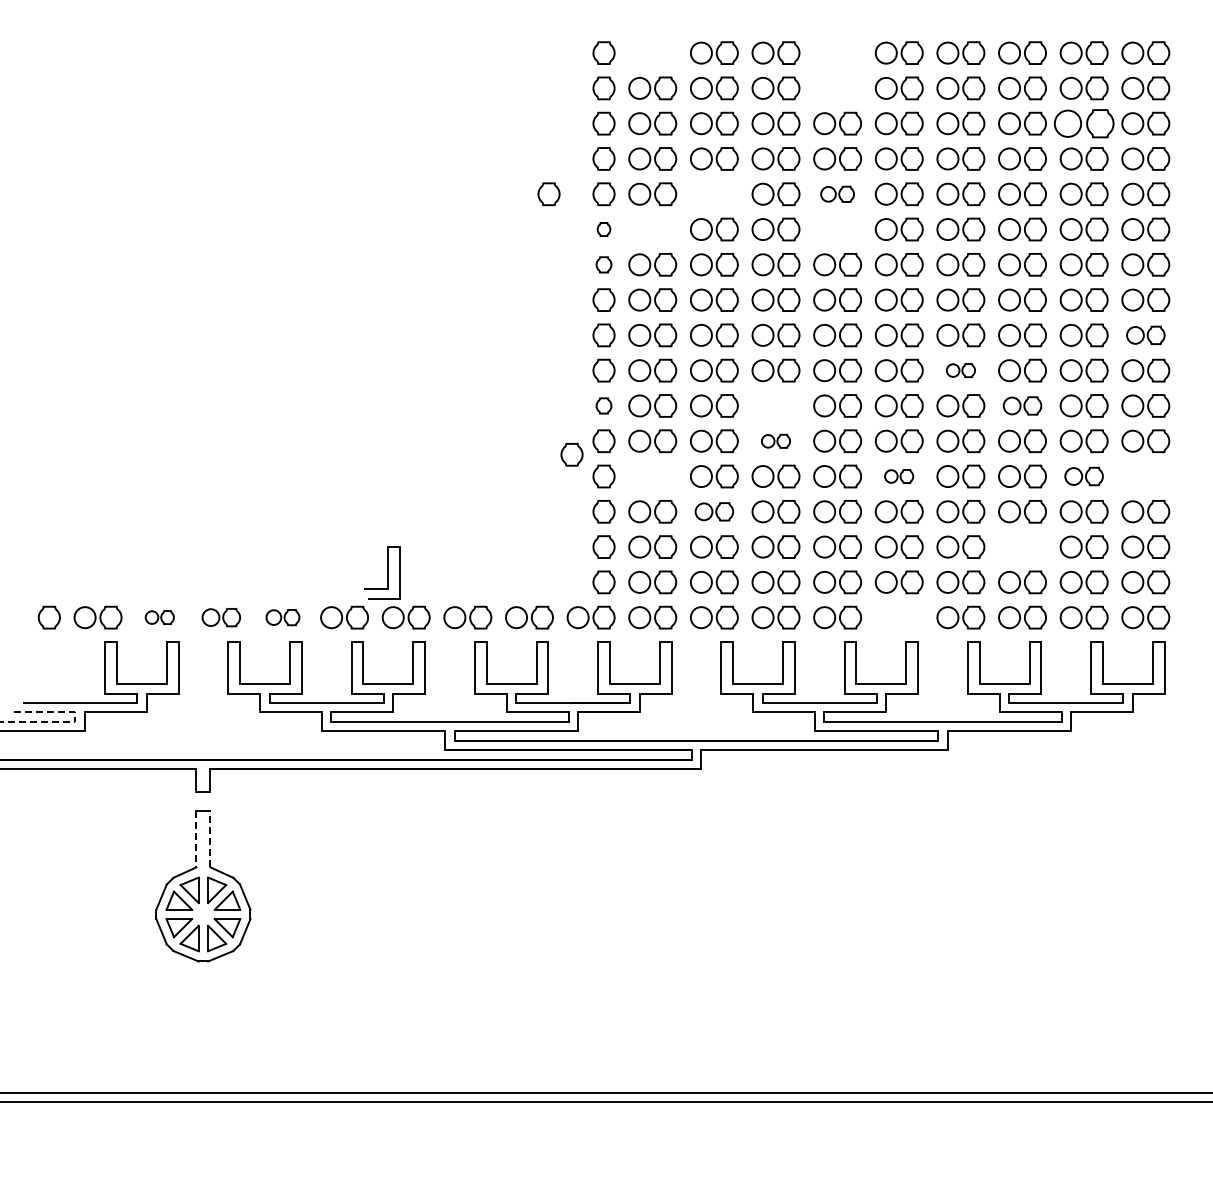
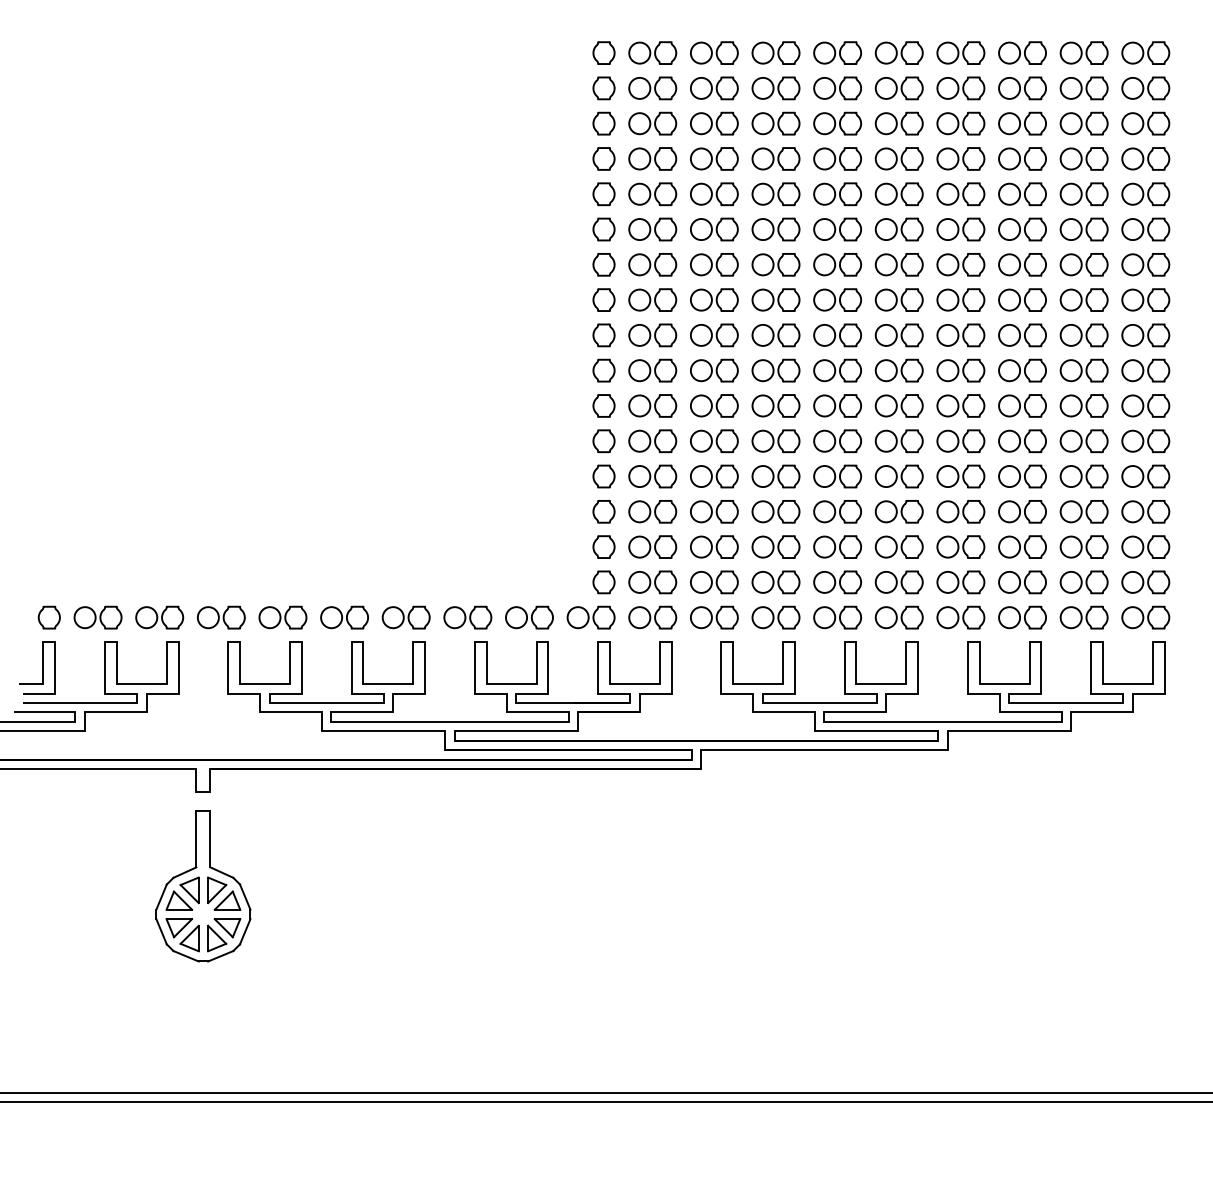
part: none -> present (652, 52)
part: none -> present (837, 52)
part: none -> present (837, 88)
part size: 61x30 px -> 50x25 px (1083, 123)
part size: 35x18 px -> 49x25 px (837, 194)
part: present -> none (548, 194)
part: none -> present (714, 194)
part size: 16x15 px -> 24x25 px (603, 229)
part: none -> present (652, 229)
part: none -> present (837, 229)
part size: 18x18 px -> 24x24 px (603, 264)
part size: 40x20 px -> 50x25 px (1145, 335)
part size: 30x16 px -> 50x25 px (960, 370)
part size: 18x18 px -> 24x24 px (603, 405)
part: none -> present (775, 405)
part size: 41x20 px -> 49x24 px (1022, 405)
part size: 30x16 px -> 50x25 px (775, 441)
part: present -> none (571, 454)
part: none -> present (652, 476)
part size: 31x15 px -> 50x25 px (898, 476)
part size: 40x21 px -> 50x25 px (1083, 476)
part: none -> present (1145, 476)
part size: 41x20 px -> 49x24 px (714, 511)
part: none -> present (1022, 546)
curve position: (387, 572) -> (42, 667) (42, 667)
part size: 31x15 px -> 50x25 px (159, 617)
part size: 41x20 px -> 49x25 px (221, 617)
part size: 36x18 px -> 50x25 px (282, 617)
part: none -> present (898, 617)
line: dashed -> solid (74, 721)
line: dashed -> solid (210, 838)
line: dashed -> solid (196, 839)
